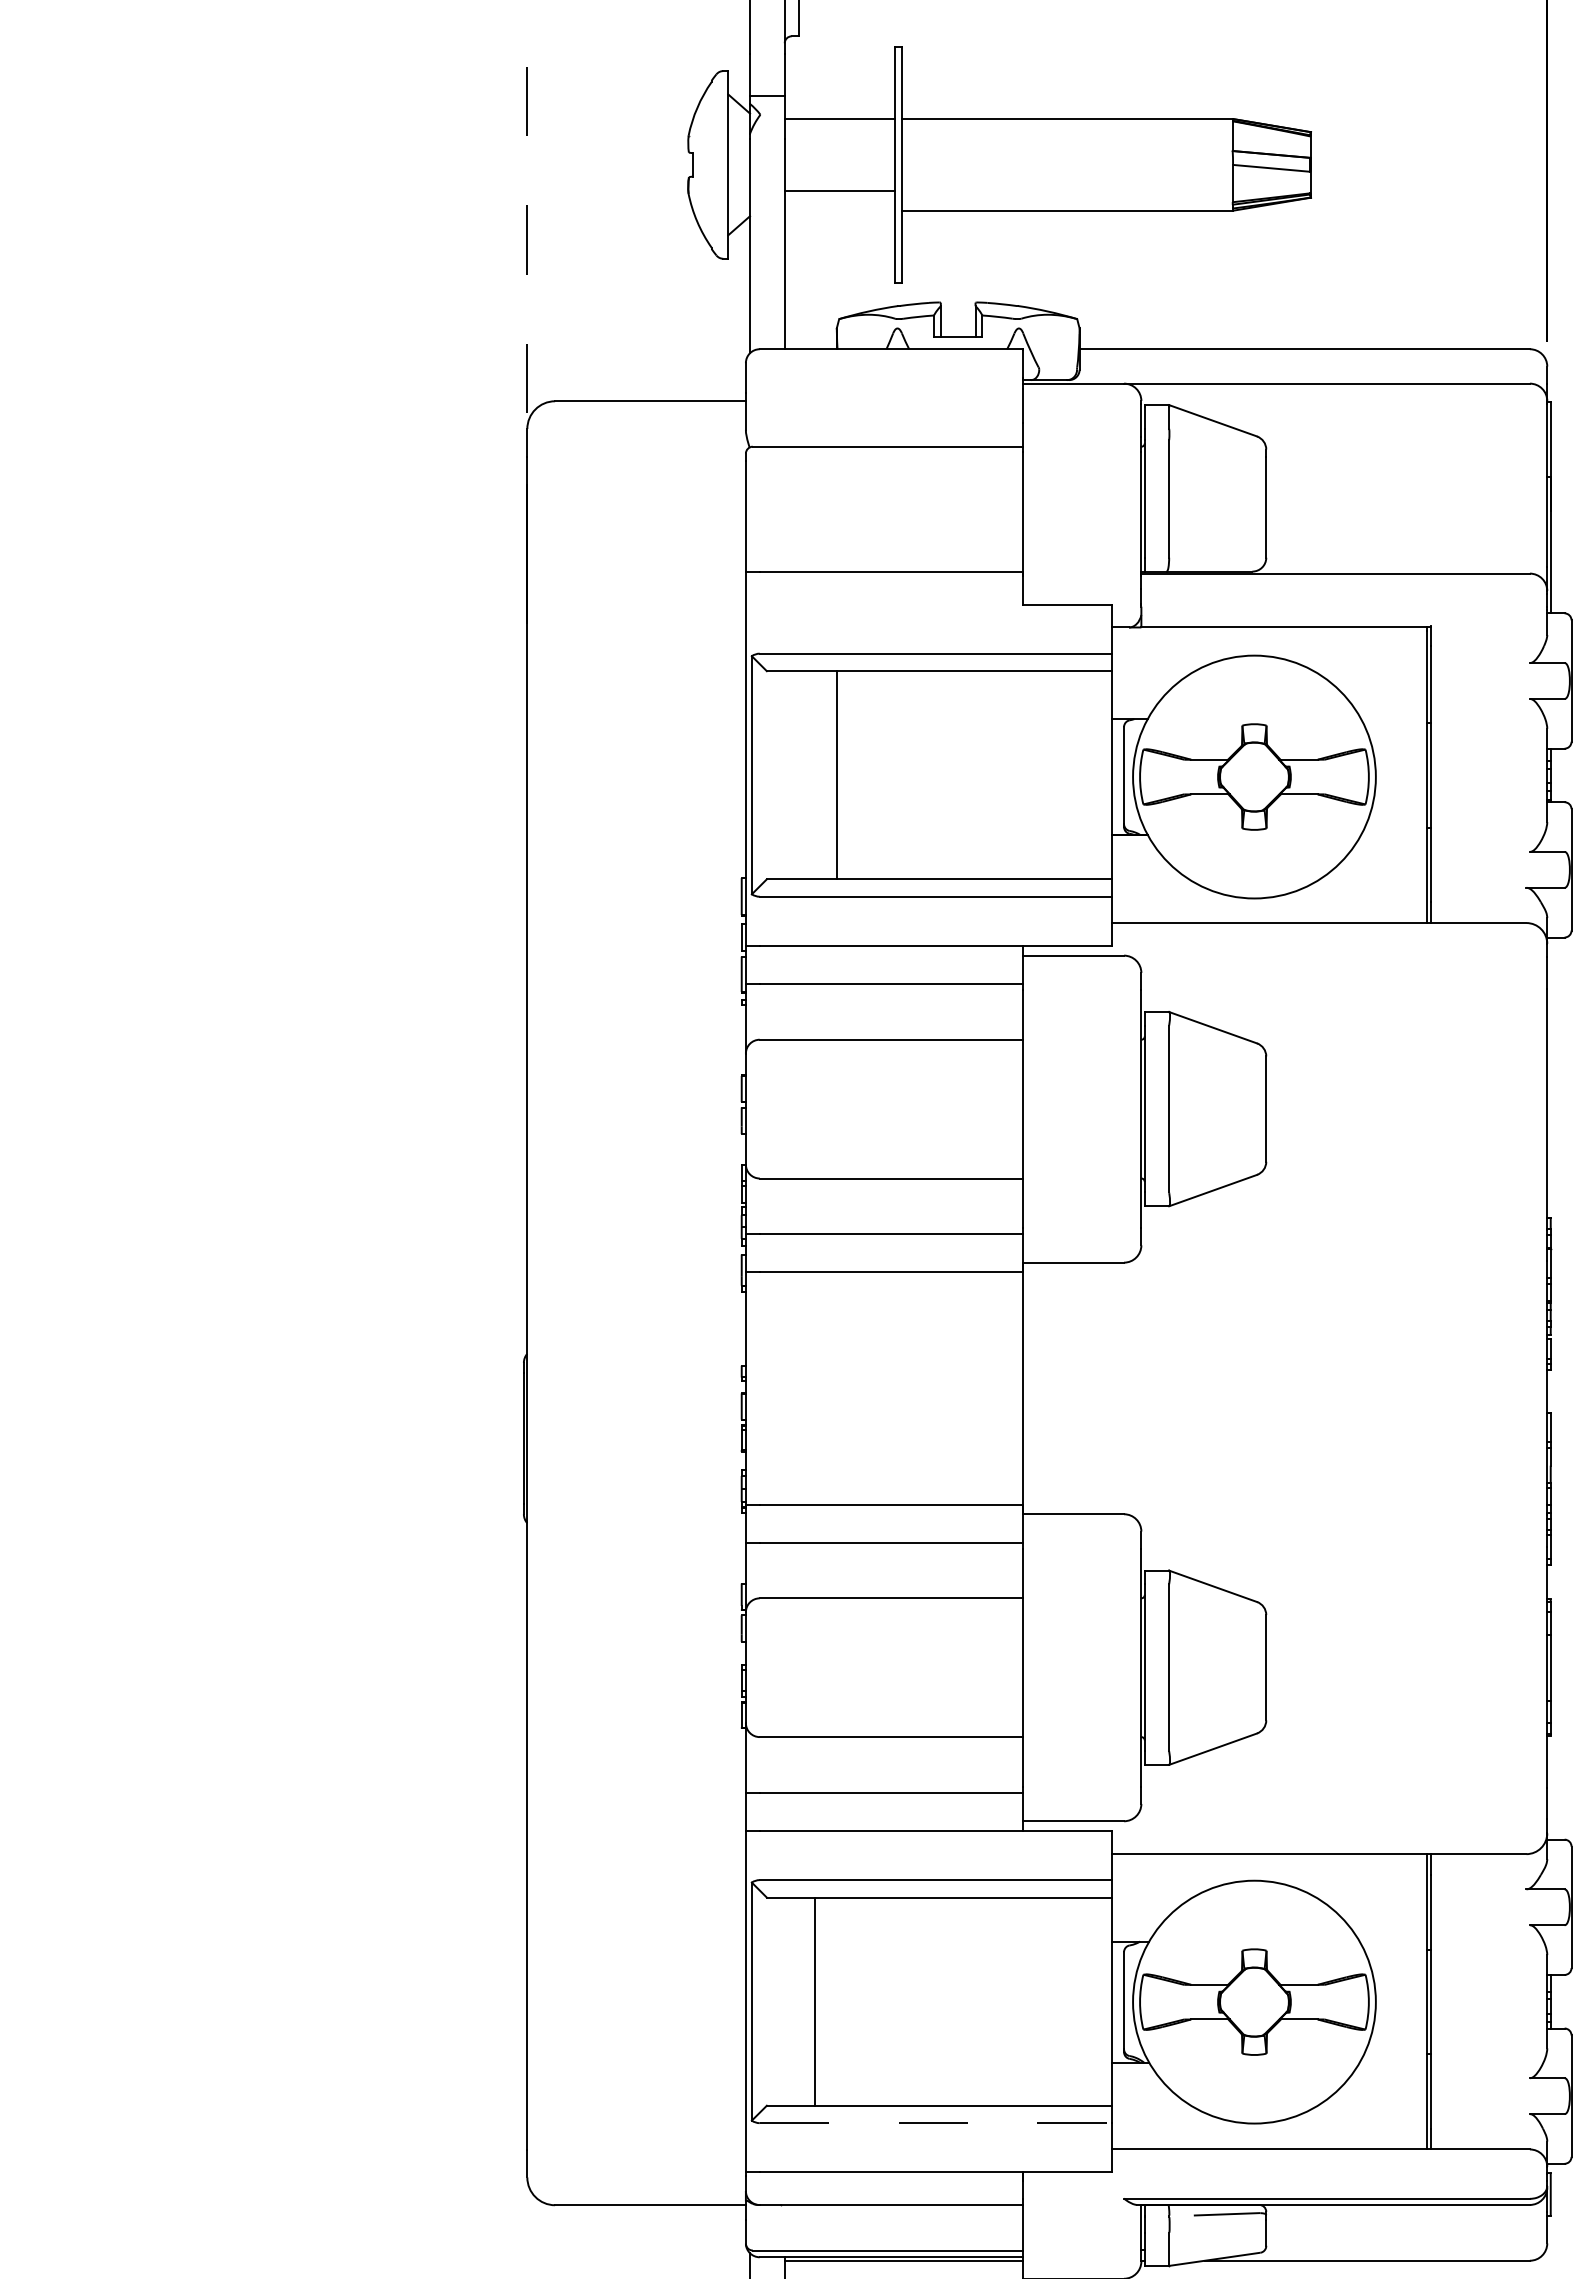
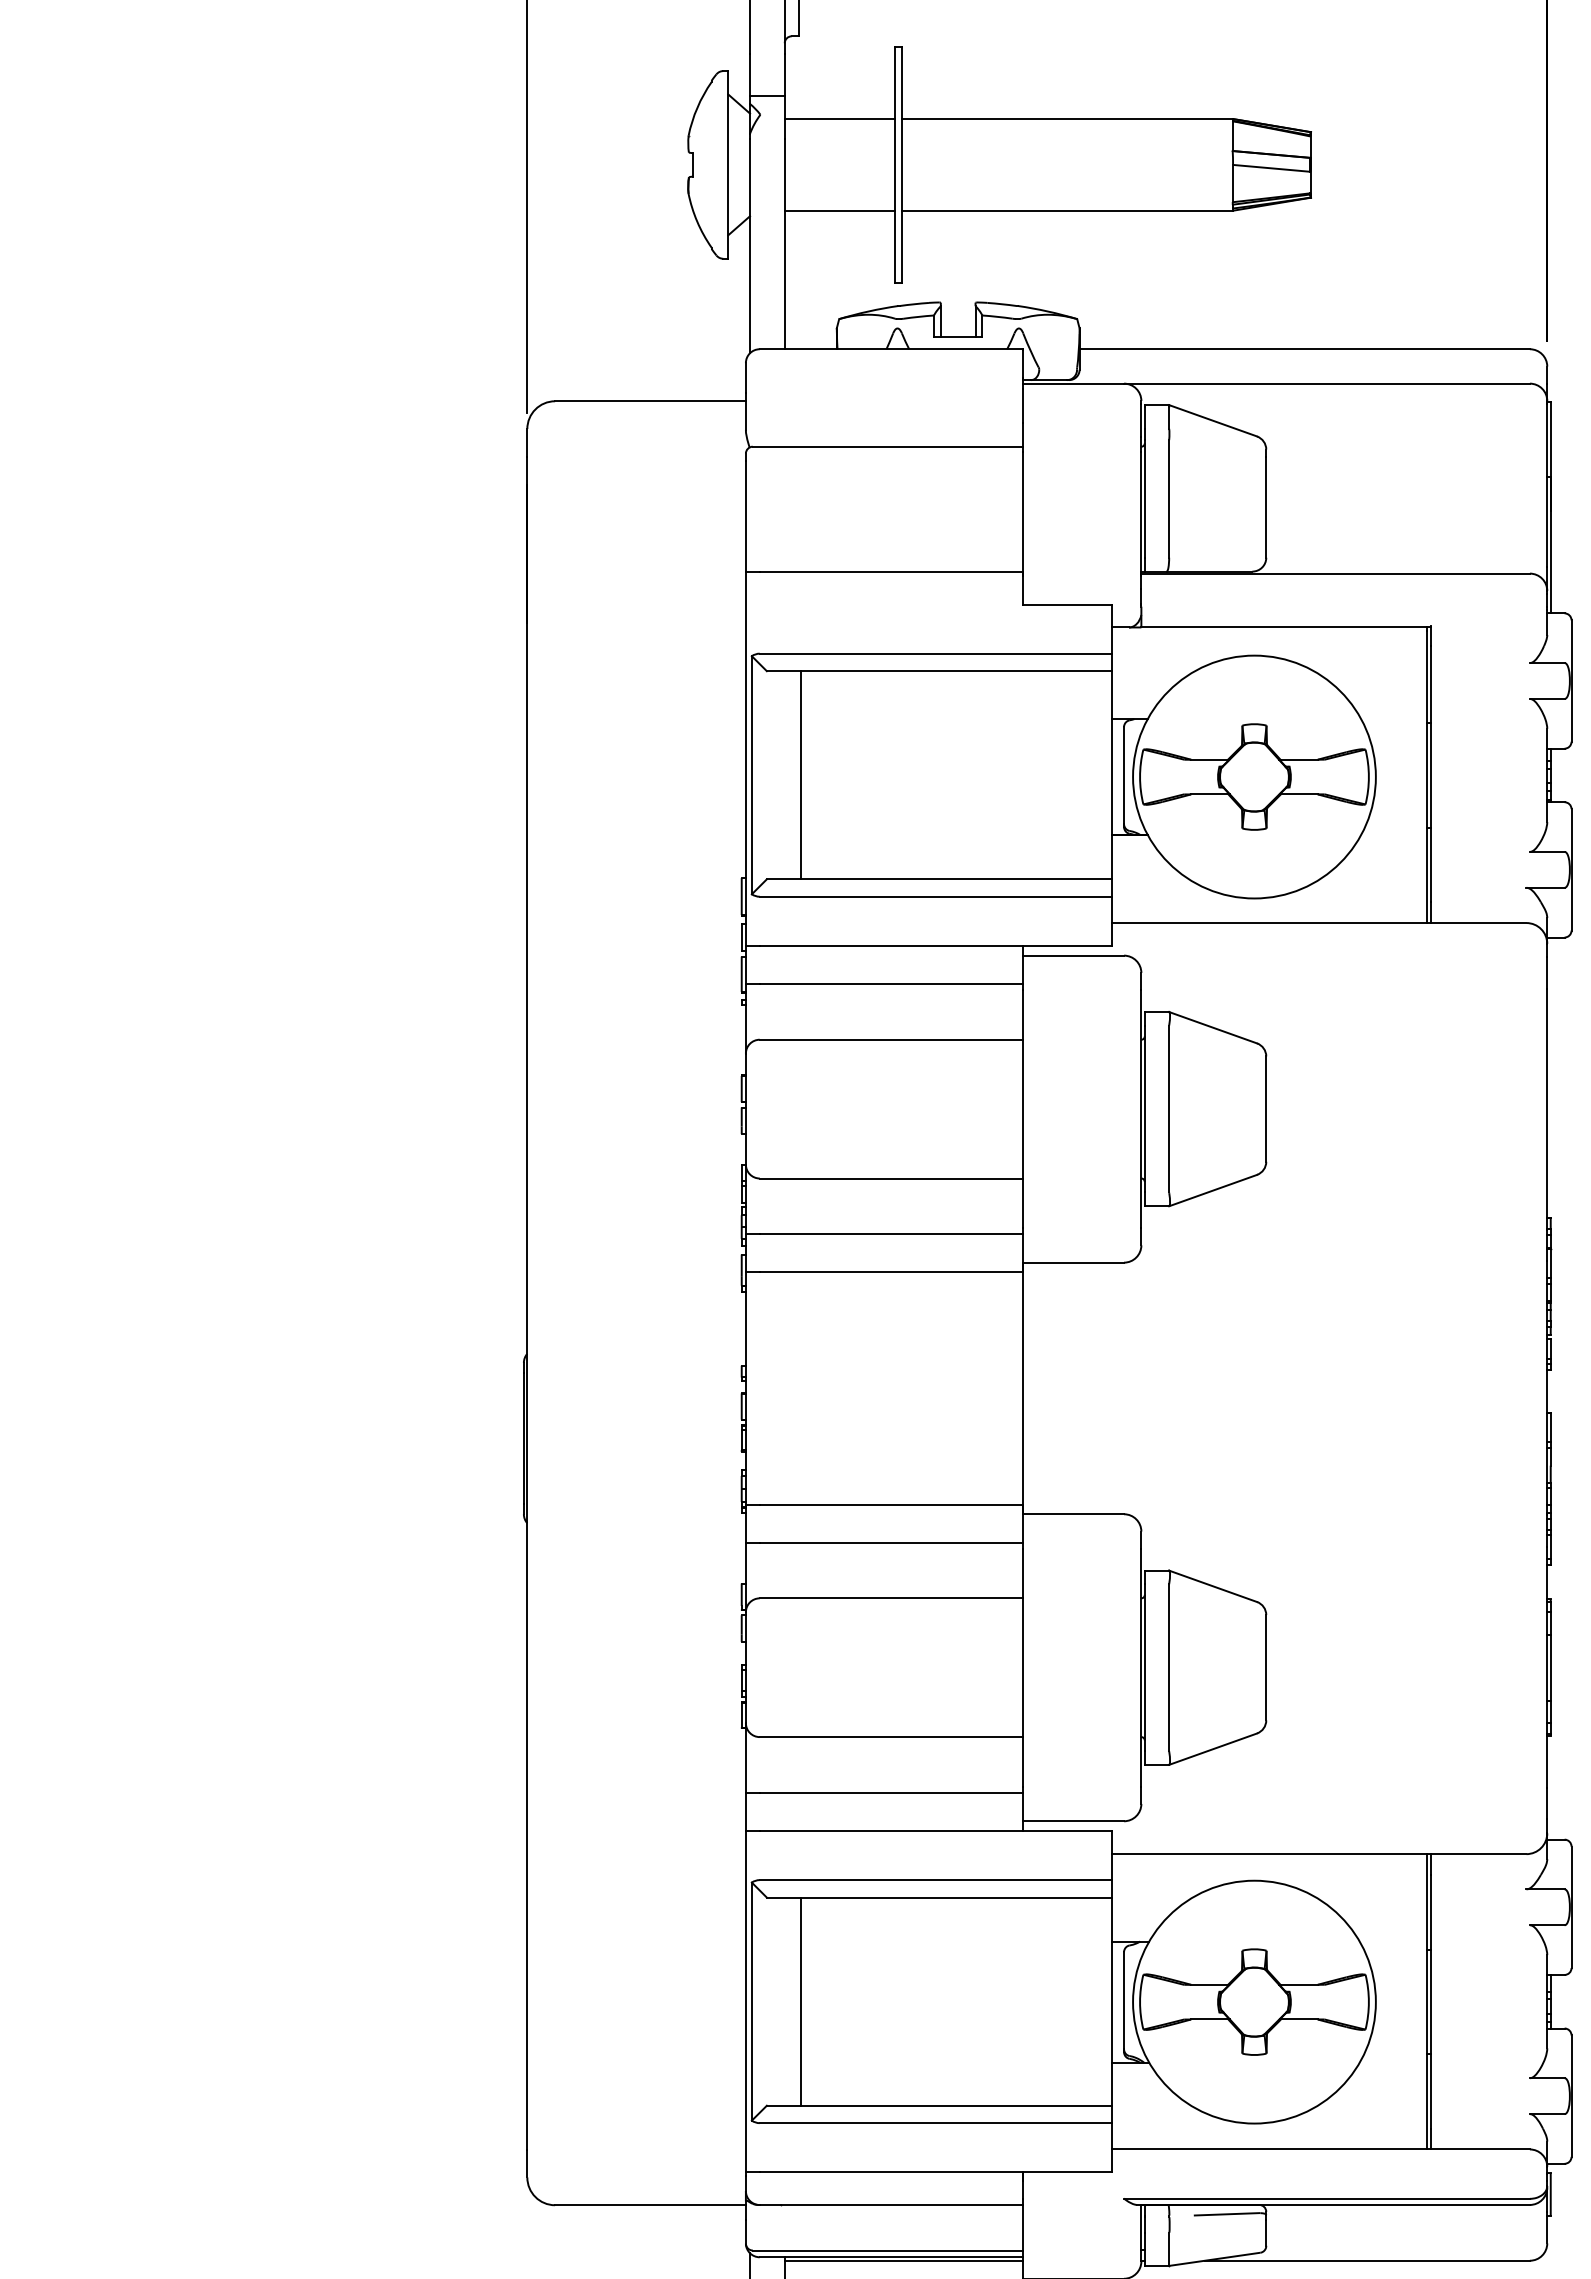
line position: (839, 190) -> (839, 210) (839, 210)
line: dashed -> solid (527, 206)
line position: (837, 775) -> (801, 775) (801, 775)
line position: (815, 2001) -> (801, 2001) (801, 2001)
line: dashed -> solid (936, 2123)
